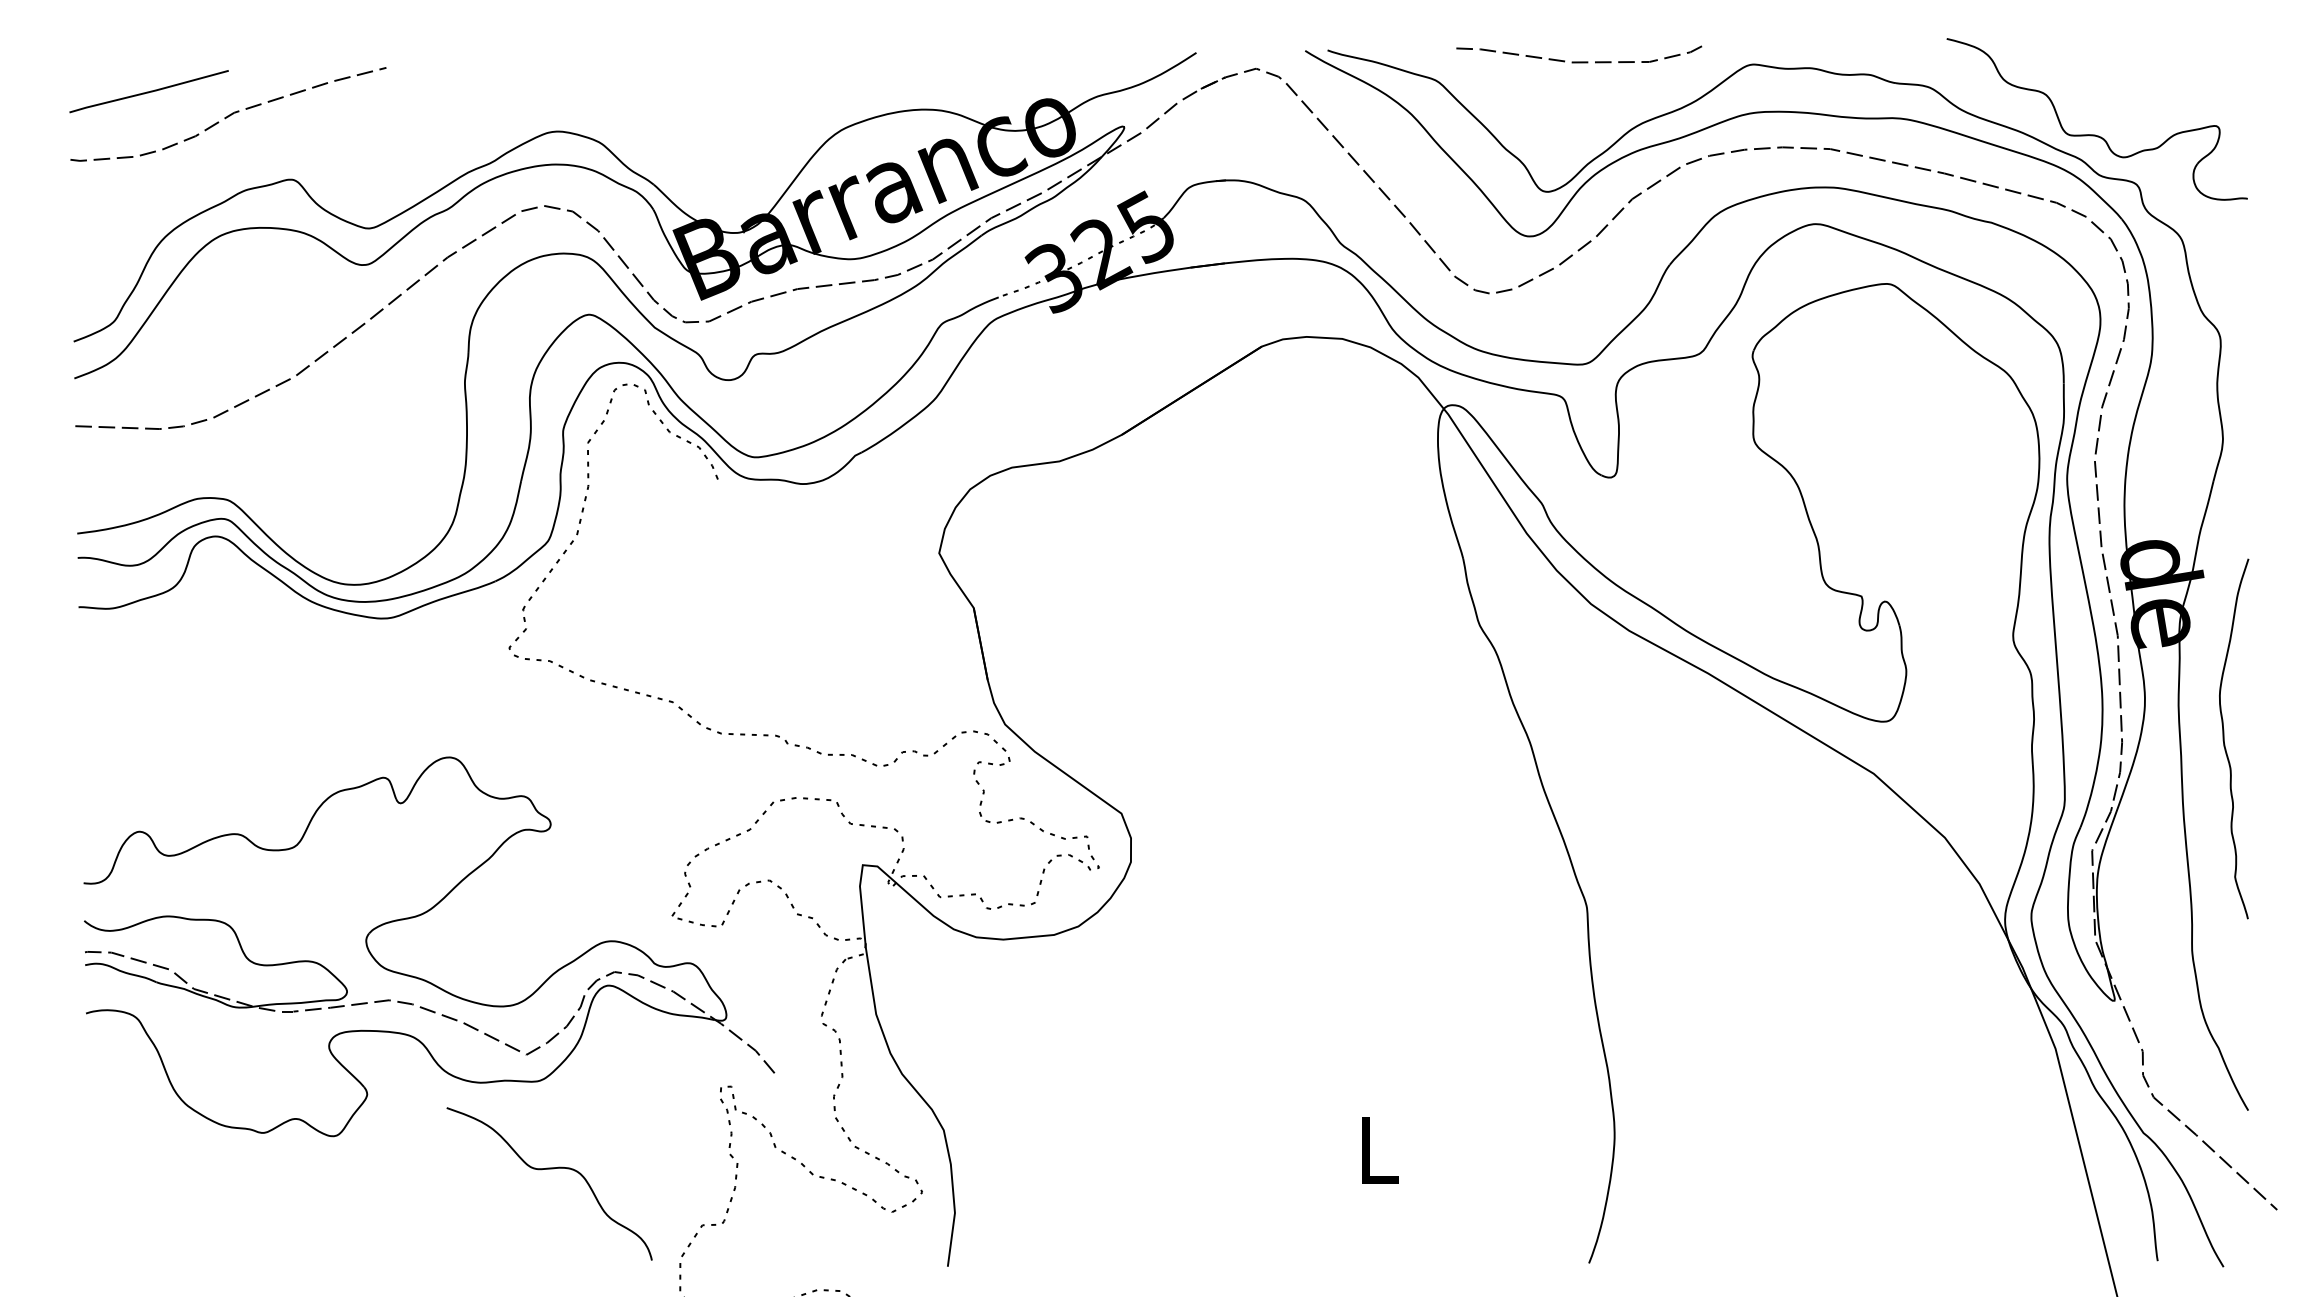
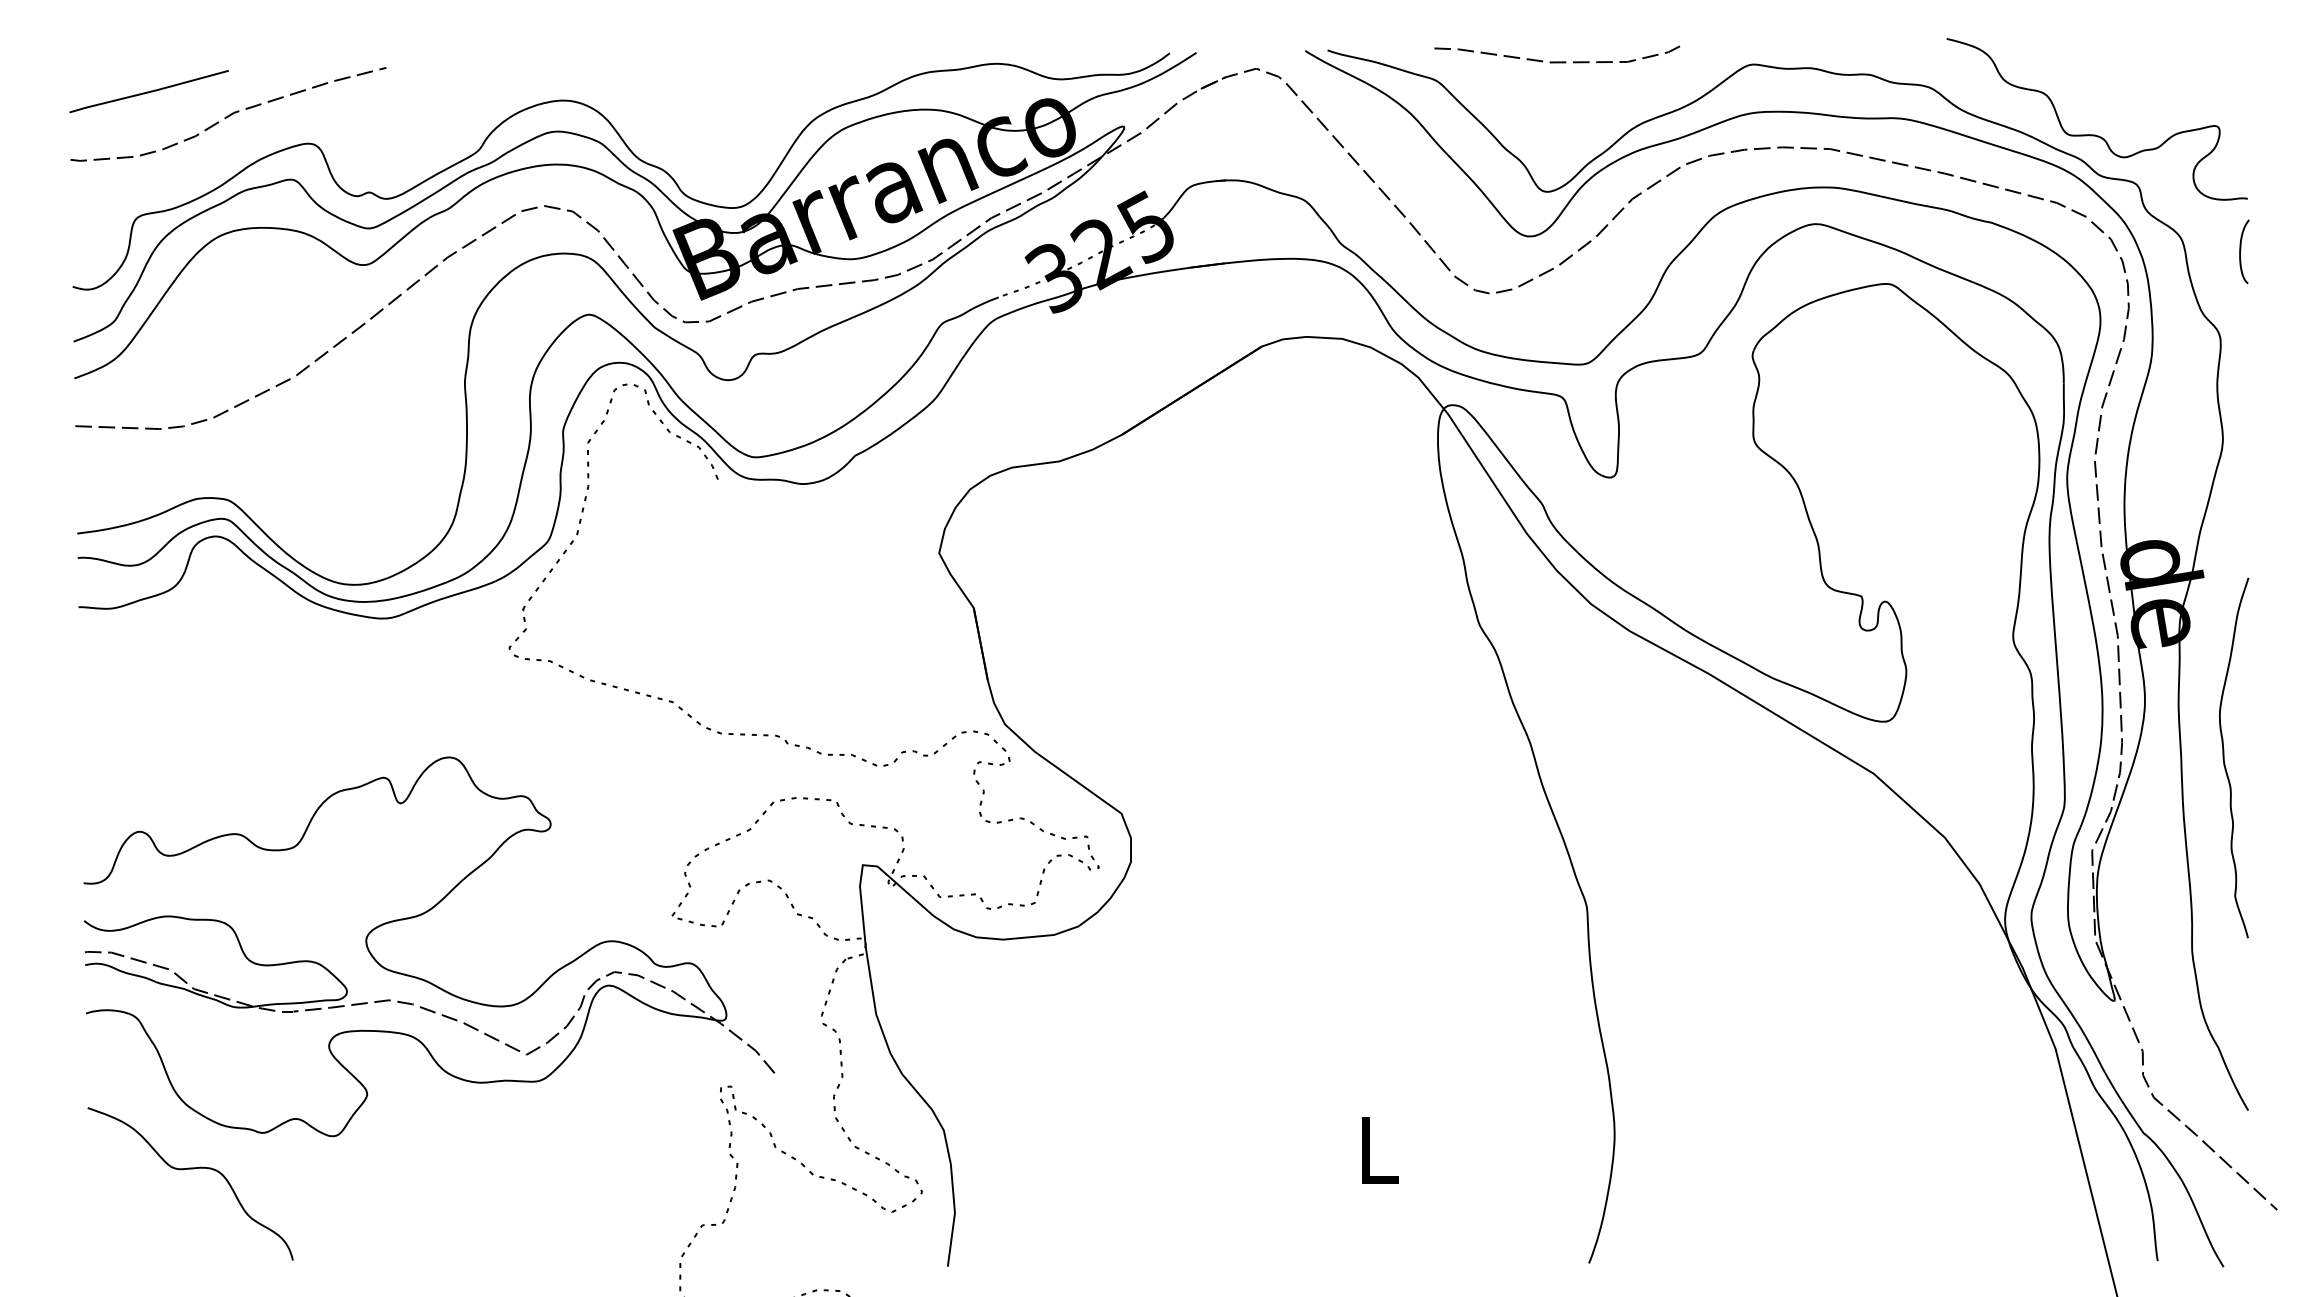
curve position: (1579, 61) -> (1557, 61) (1557, 61)
part: none -> present (634, 156)
curve: none -> present (2241, 251)
curve position: (2224, 738) -> (2224, 757) (2224, 757)
curve position: (549, 1169) -> (190, 1169) (190, 1169)
